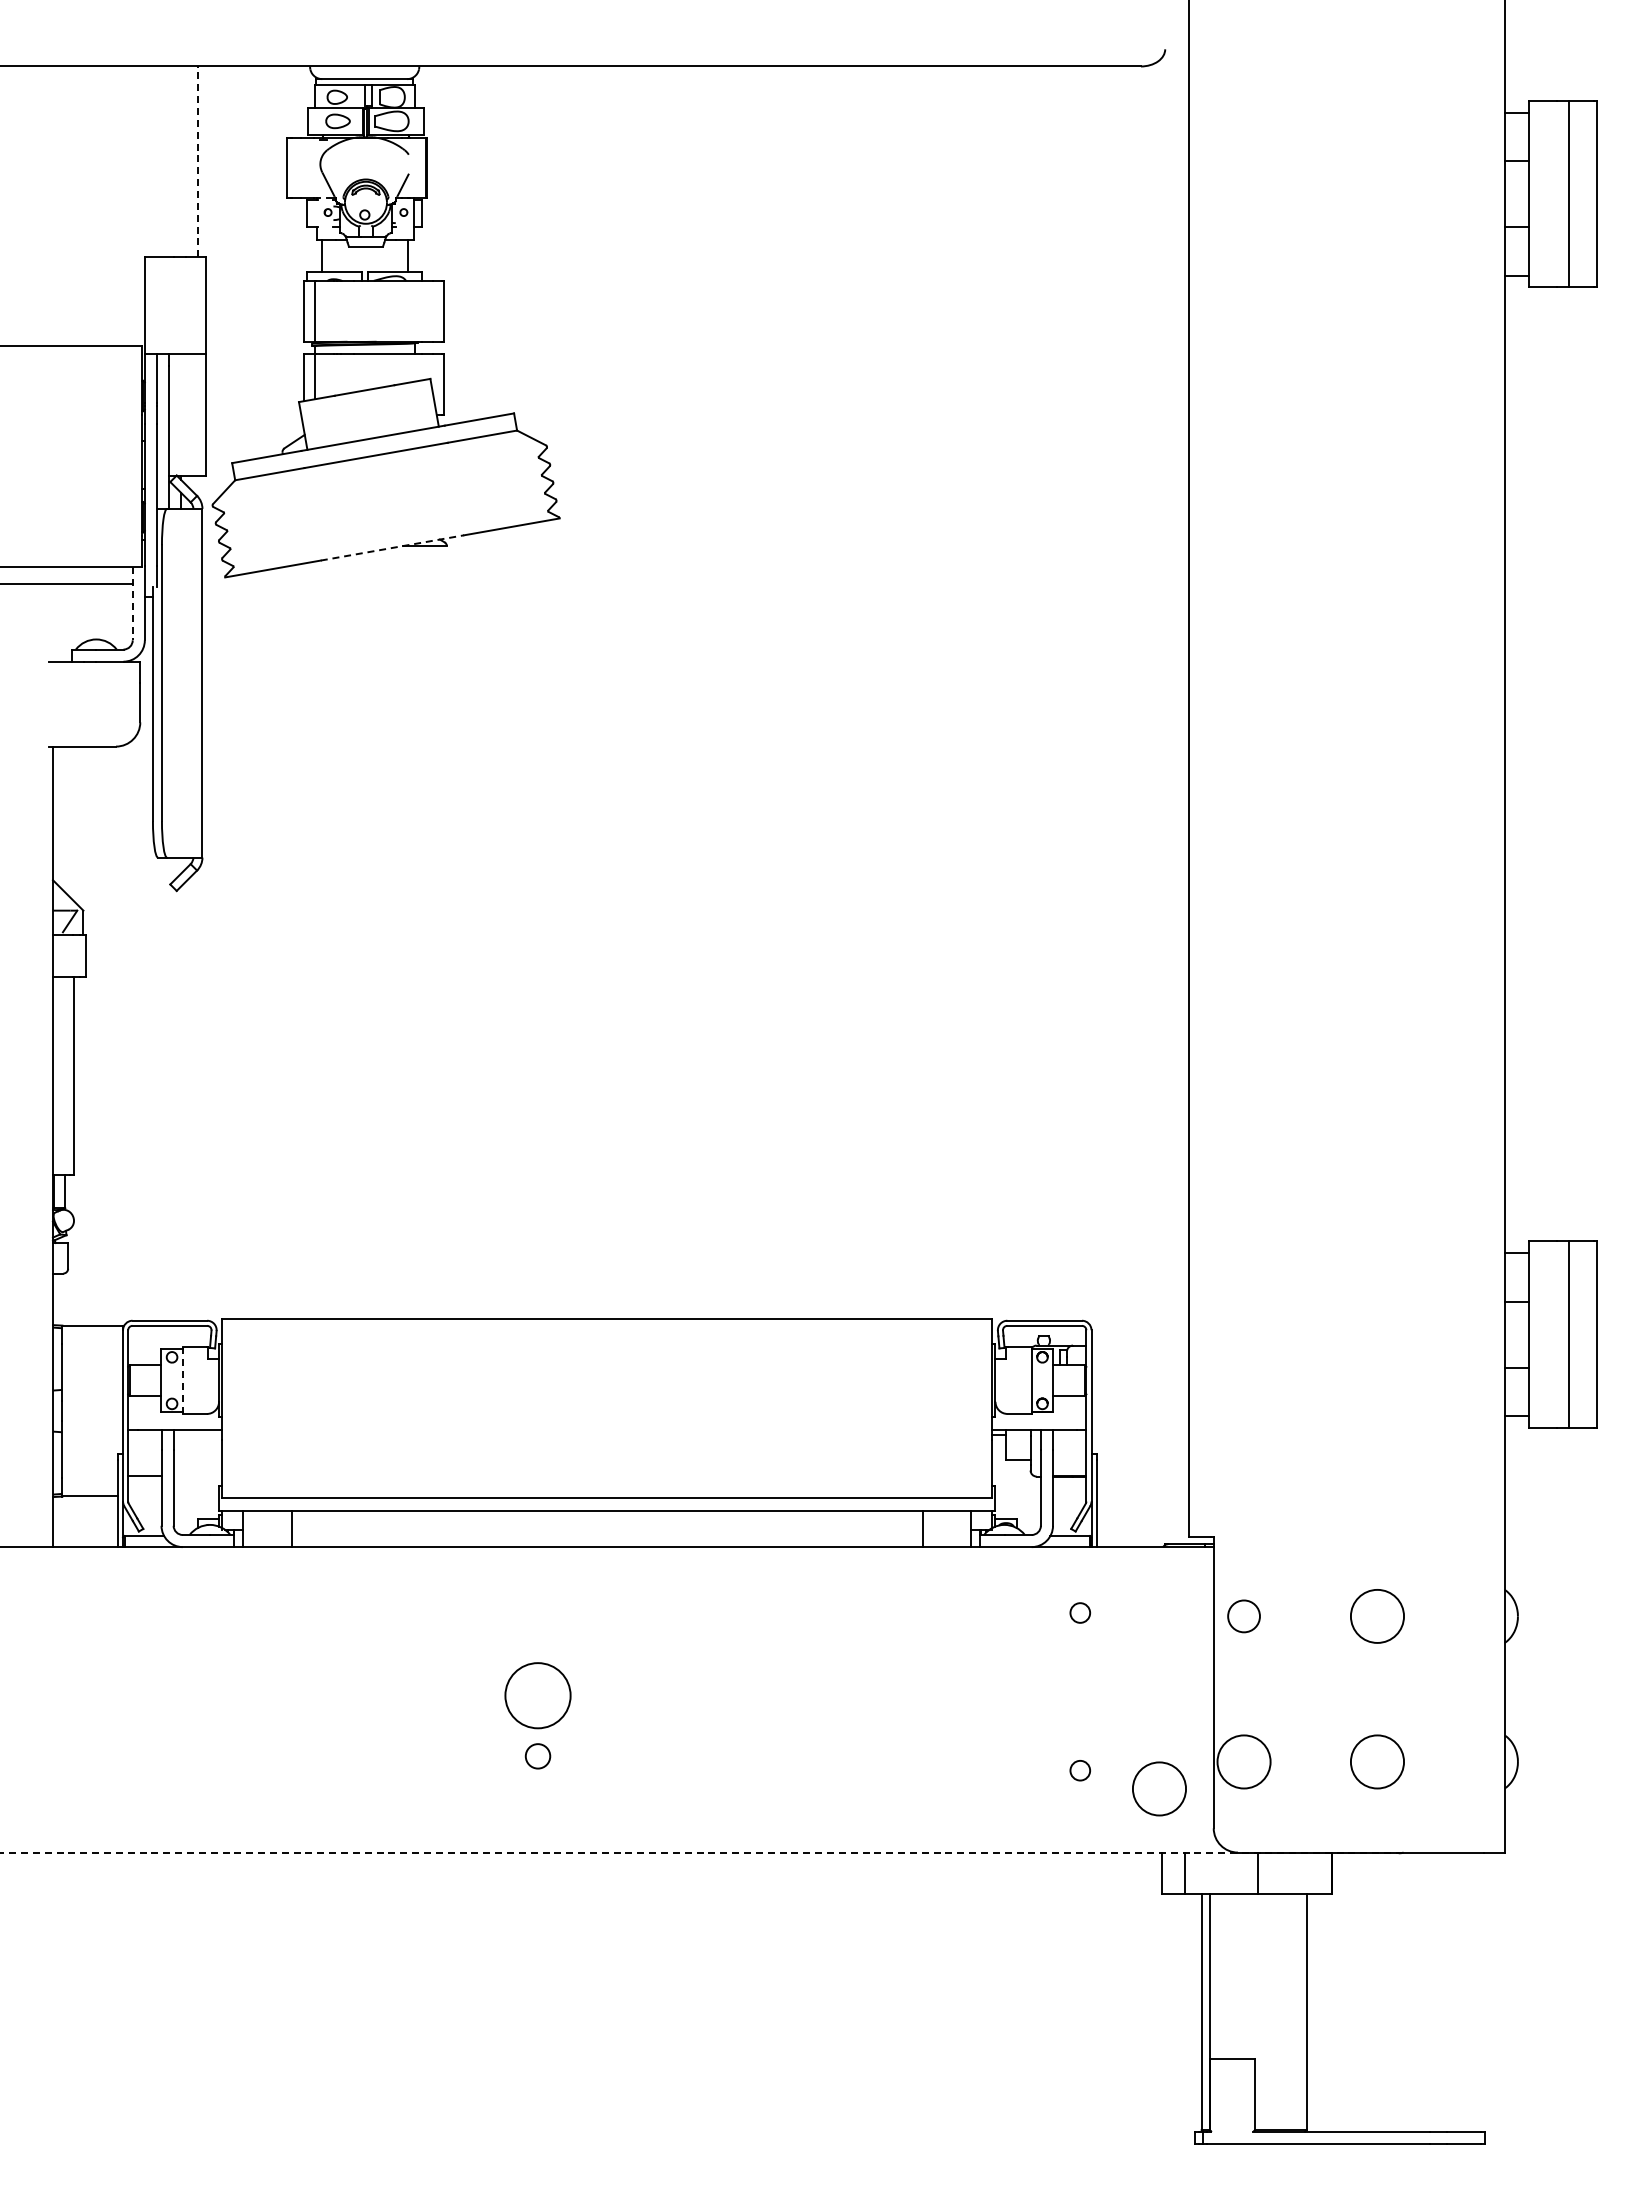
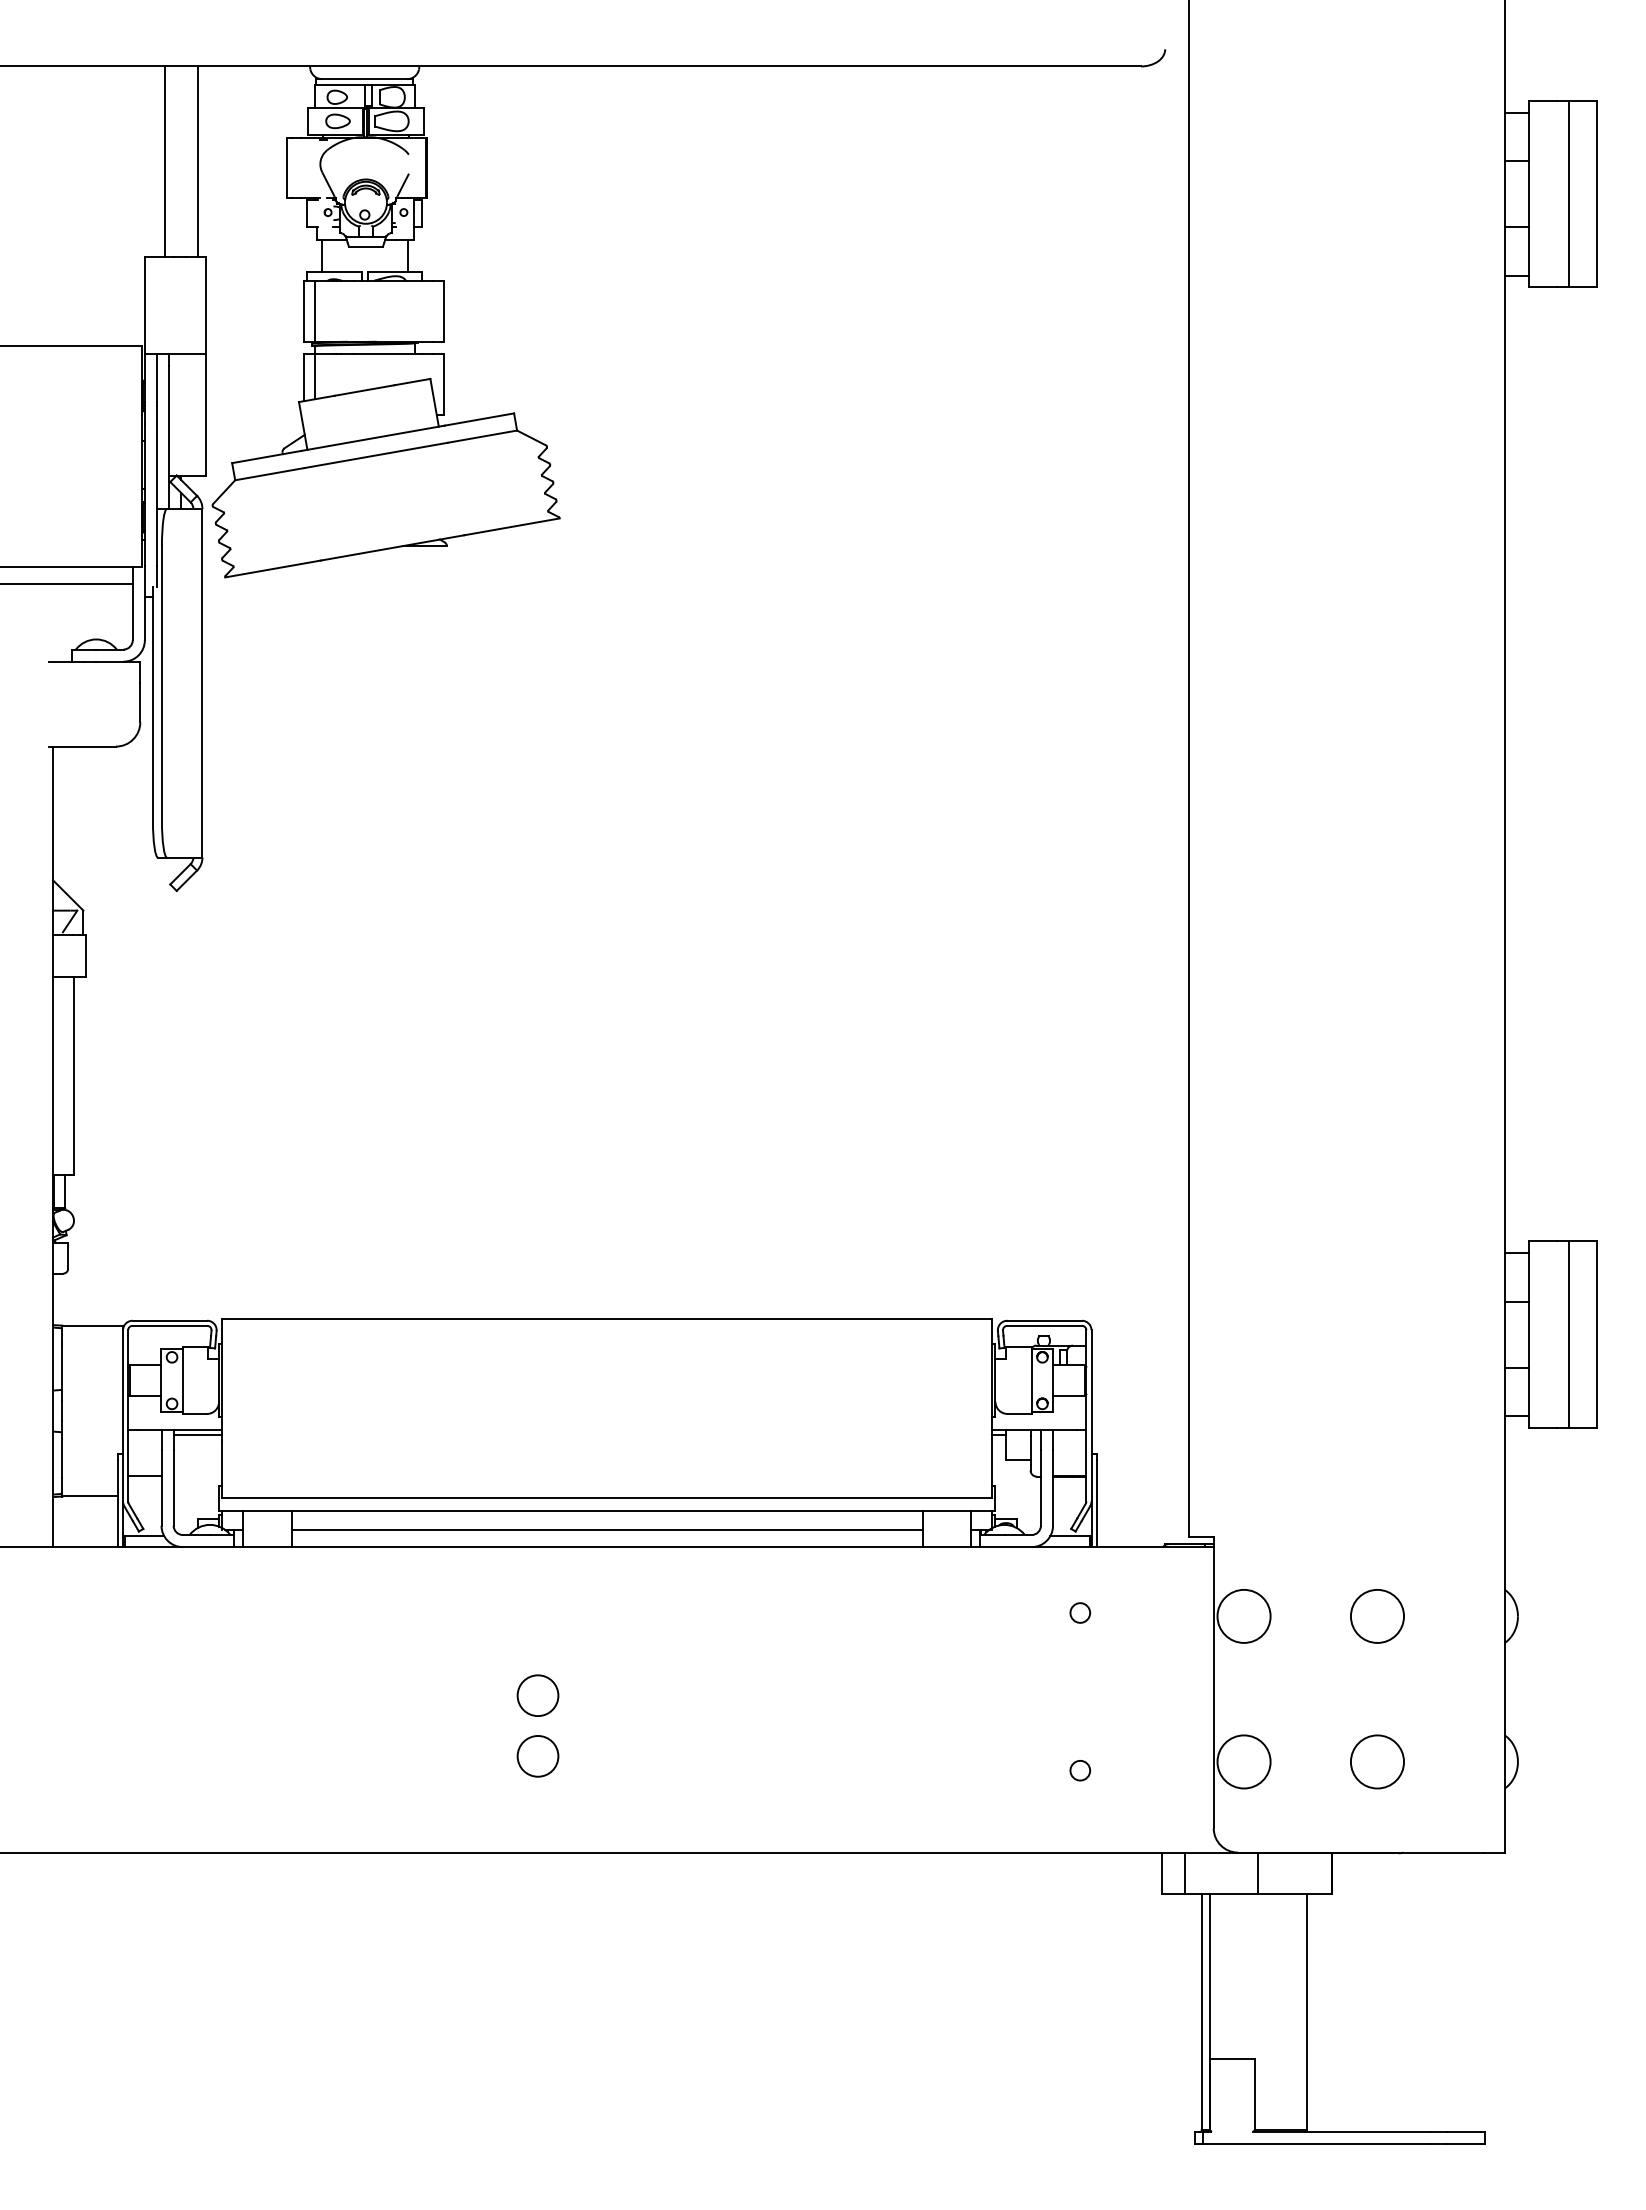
line: none -> present (164, 161)
line: dashed -> solid (197, 161)
line: dashed -> solid (392, 547)
line: dashed -> solid (132, 603)
line: dashed -> solid (182, 1381)
line: none -> present (197, 1435)
line: none -> present (606, 1529)
circle diameter: 32 px -> 53 px (1243, 1615)
circle diameter: 65 px -> 41 px (537, 1695)
circle diameter: 24 px -> 41 px (537, 1755)
circle: present -> none (1159, 1788)
line: dashed -> solid (699, 1853)
